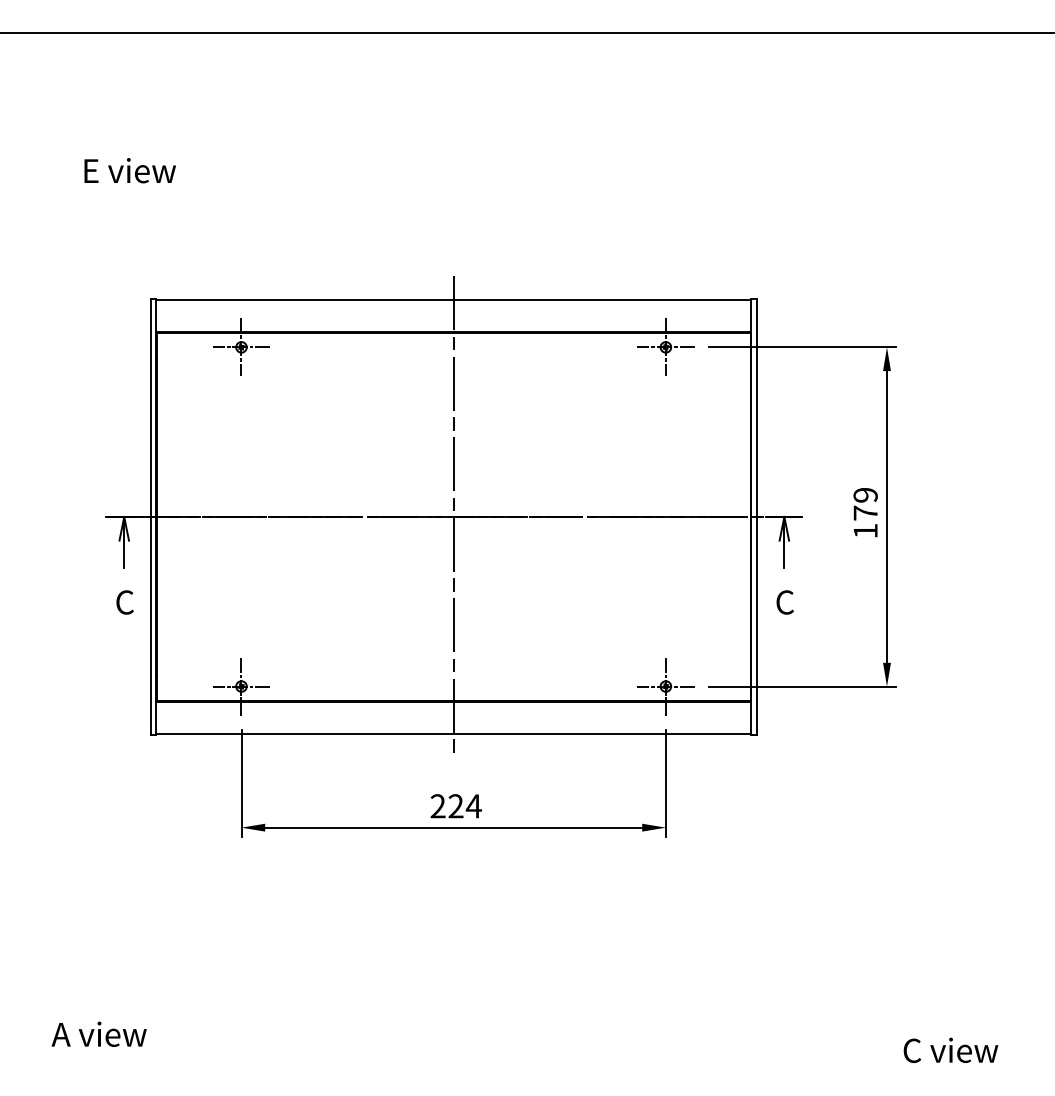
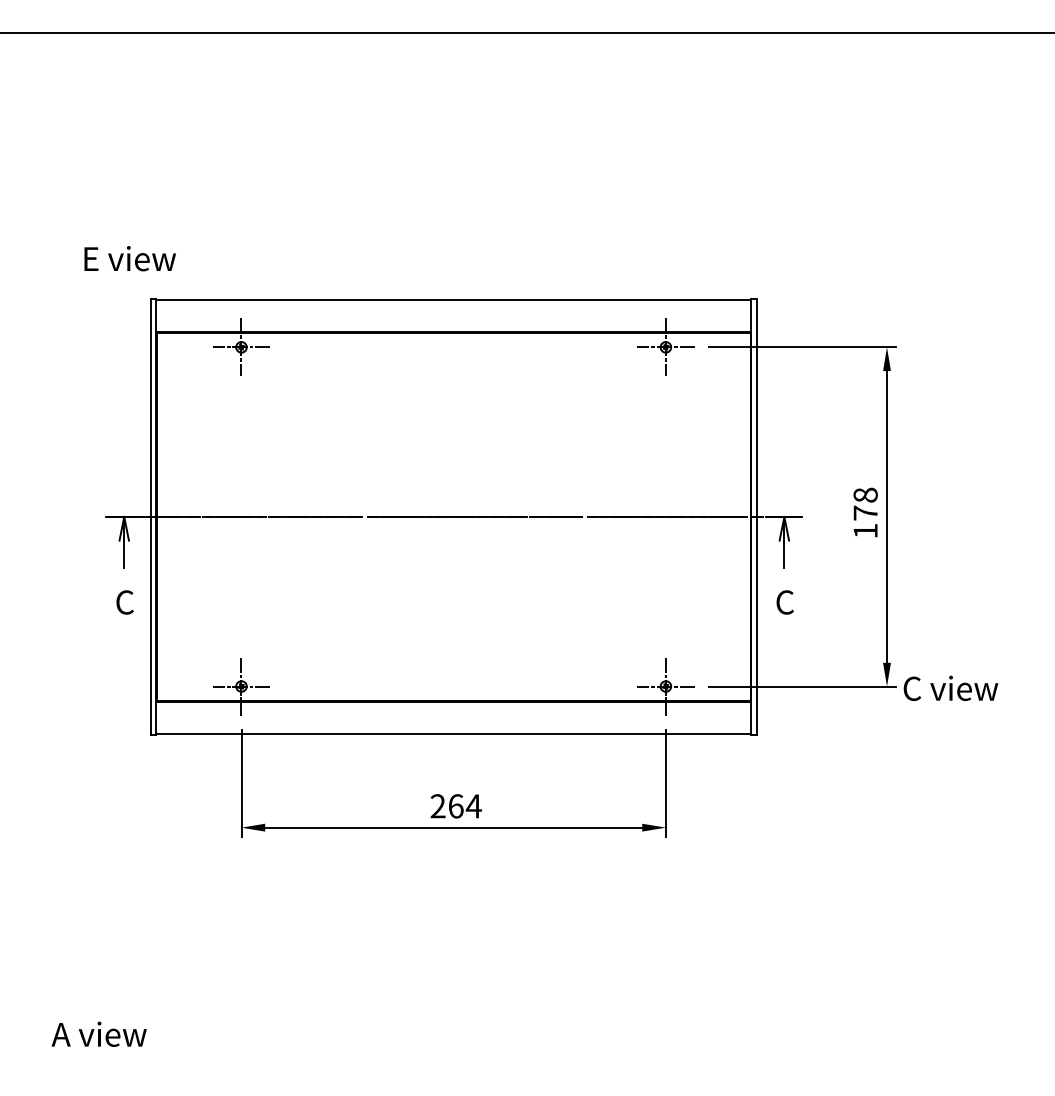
text position: (129, 170) -> (129, 258) (129, 258)
text: 179 -> 178 (865, 494)
line: present -> none (453, 516)
text: 224 -> 264 (455, 806)
text position: (950, 1049) -> (950, 687) (950, 687)
